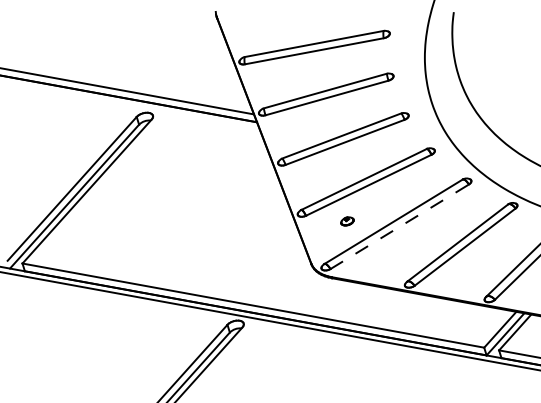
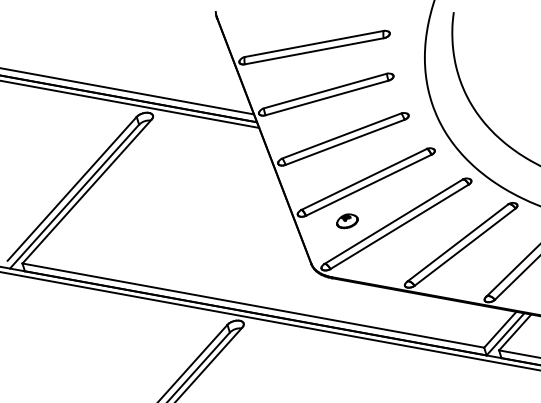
line: none -> present (130, 104)
part size: 15x11 px -> 23x17 px (347, 221)
line: dashed -> solid (400, 226)
